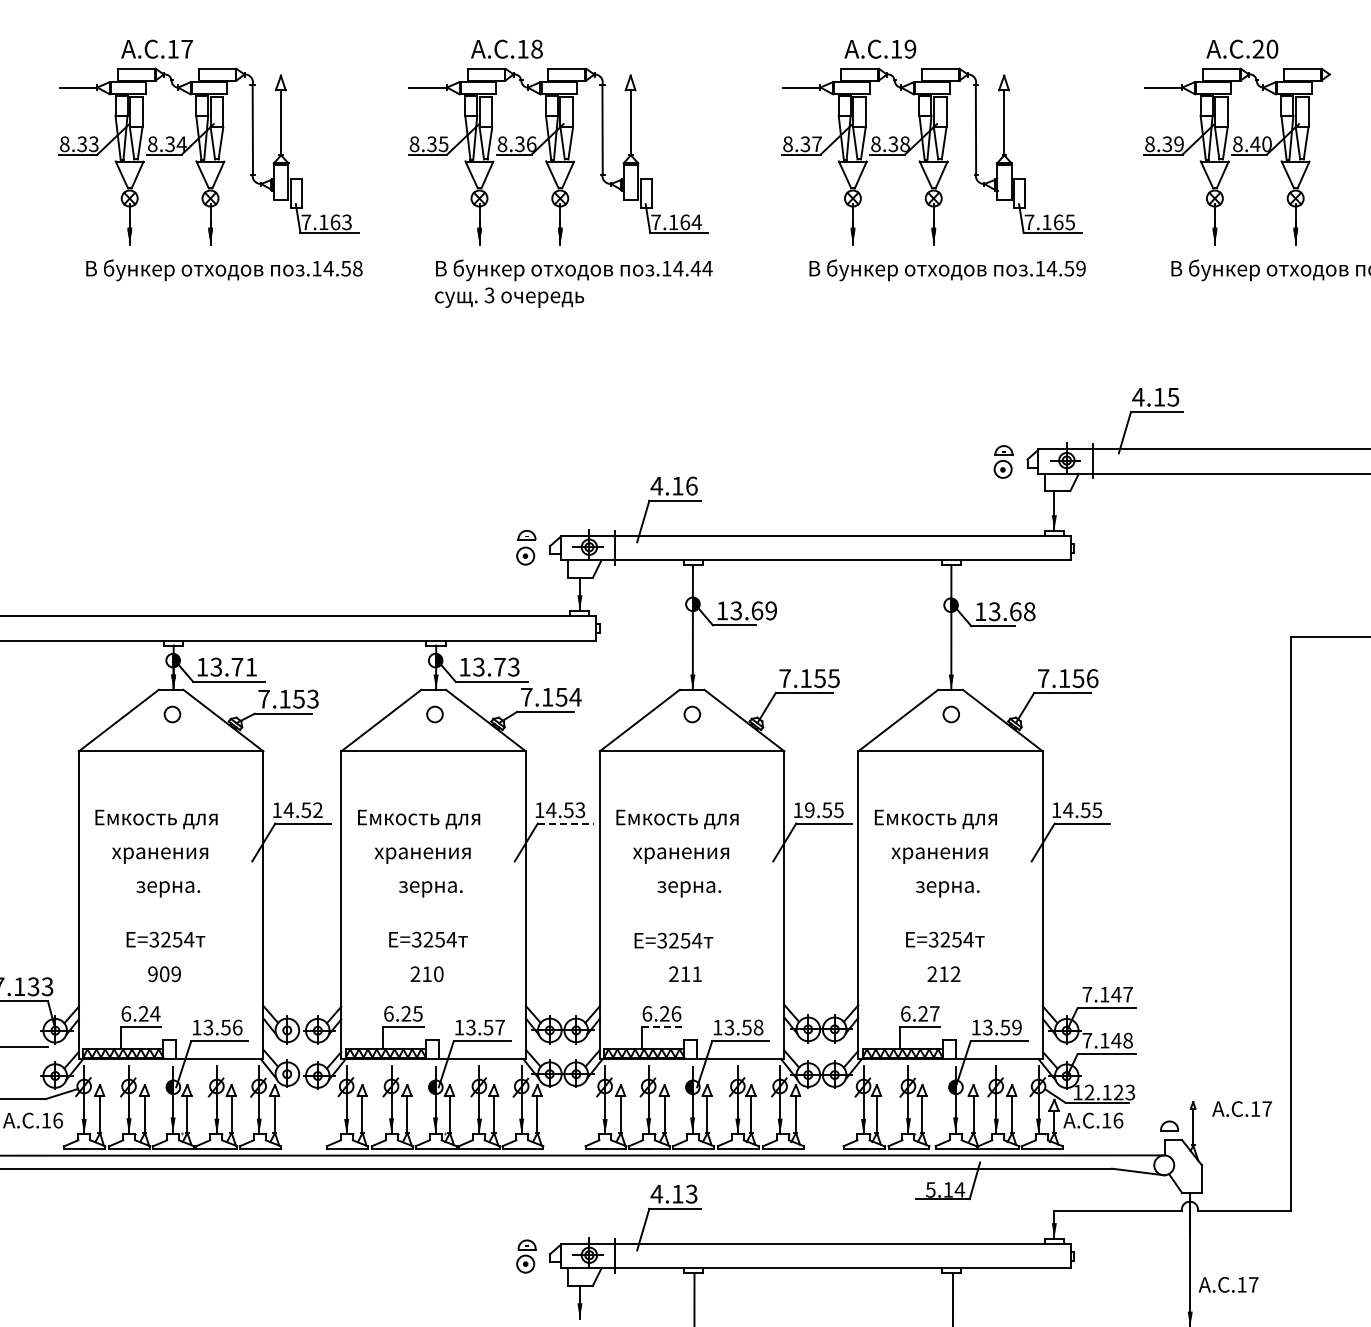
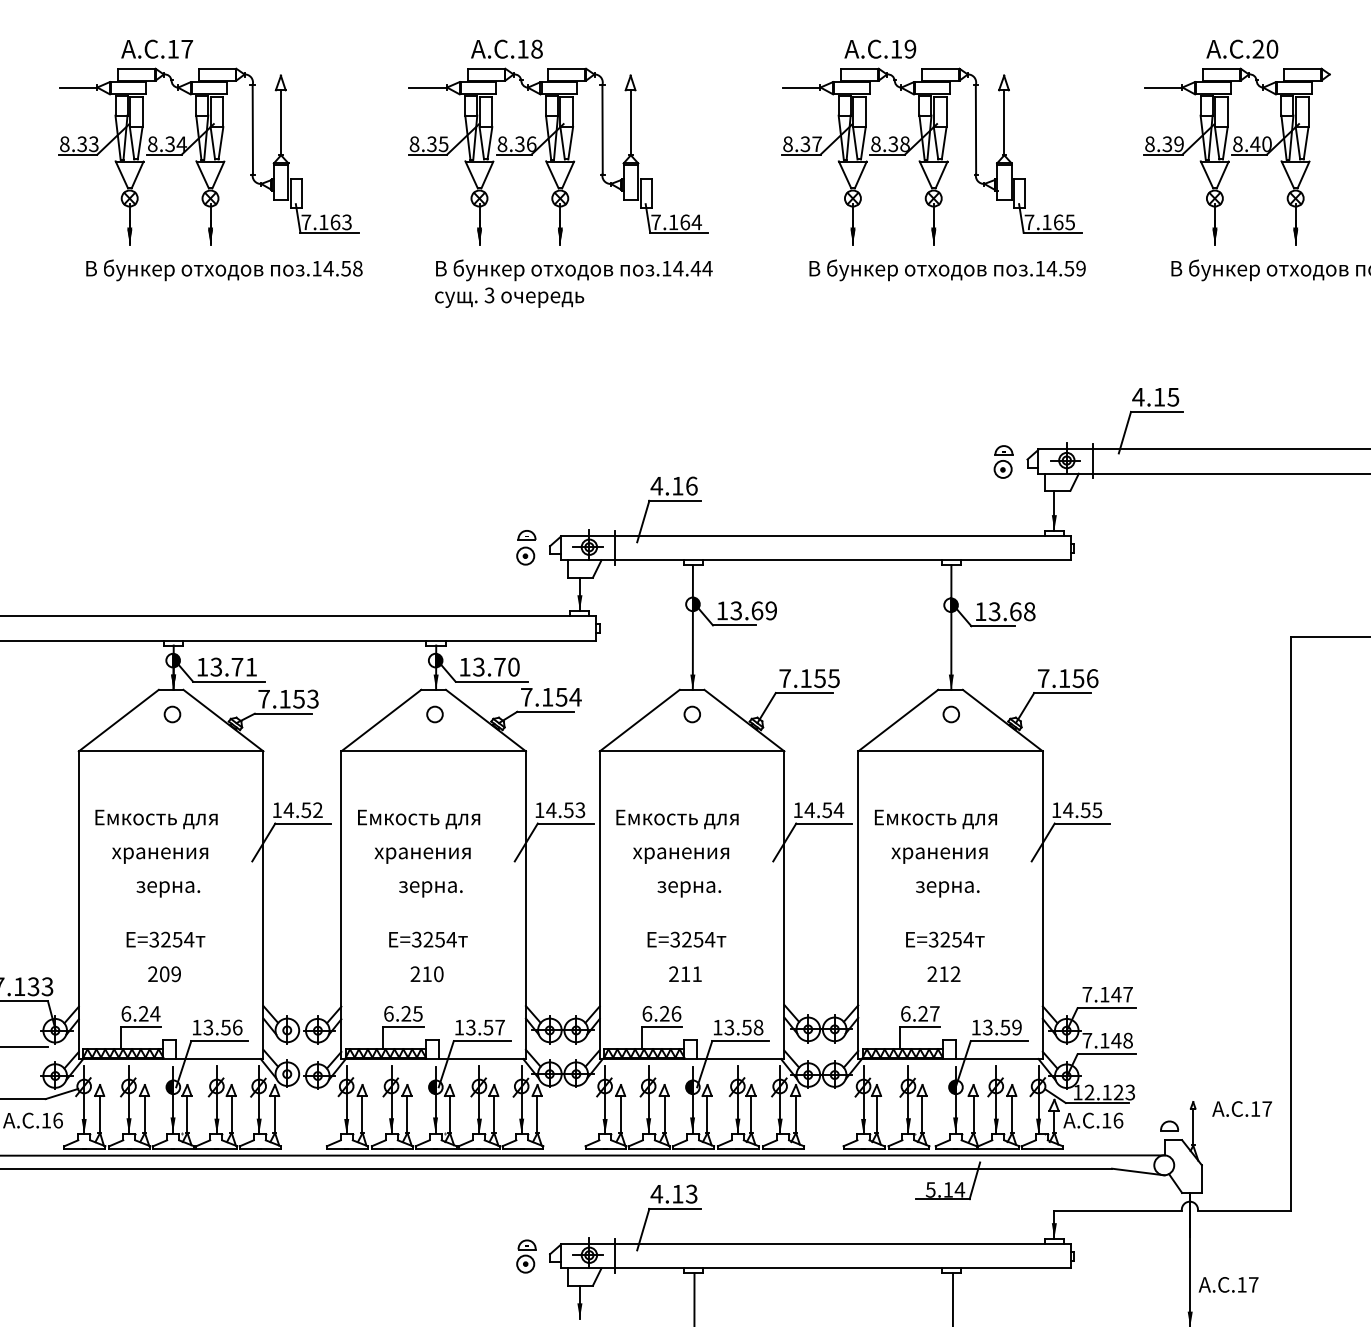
text: 13.73 -> 13.70 (513, 666)
text: 19.55 -> 14.54 (824, 810)
line: dashed -> solid (565, 823)
text position: (673, 940) -> (686, 939) (686, 939)
text: 909 -> 209 (152, 974)
line: dashed -> solid (662, 1027)
